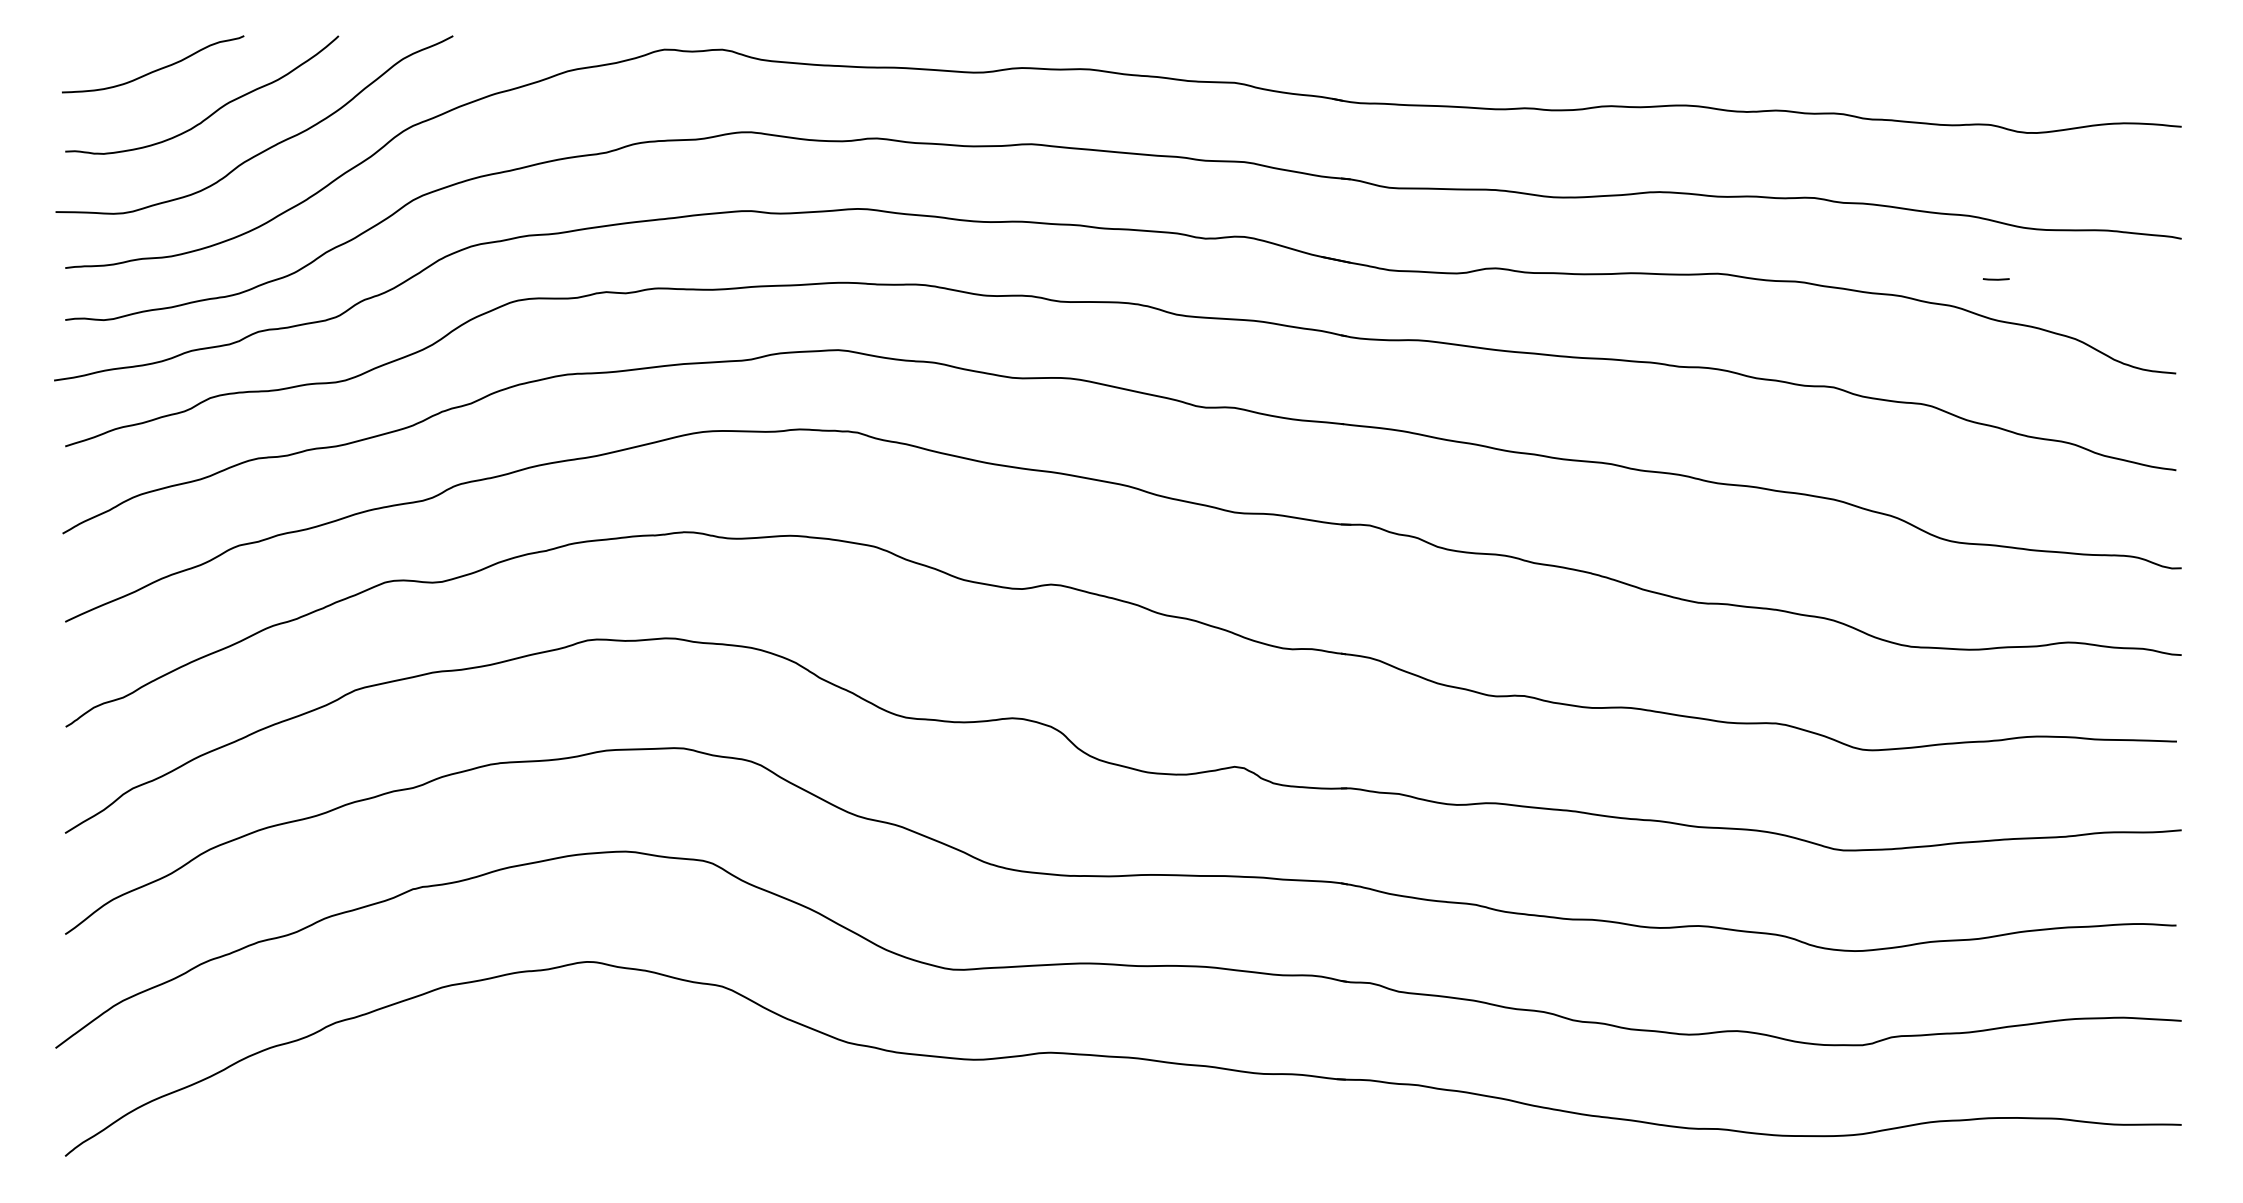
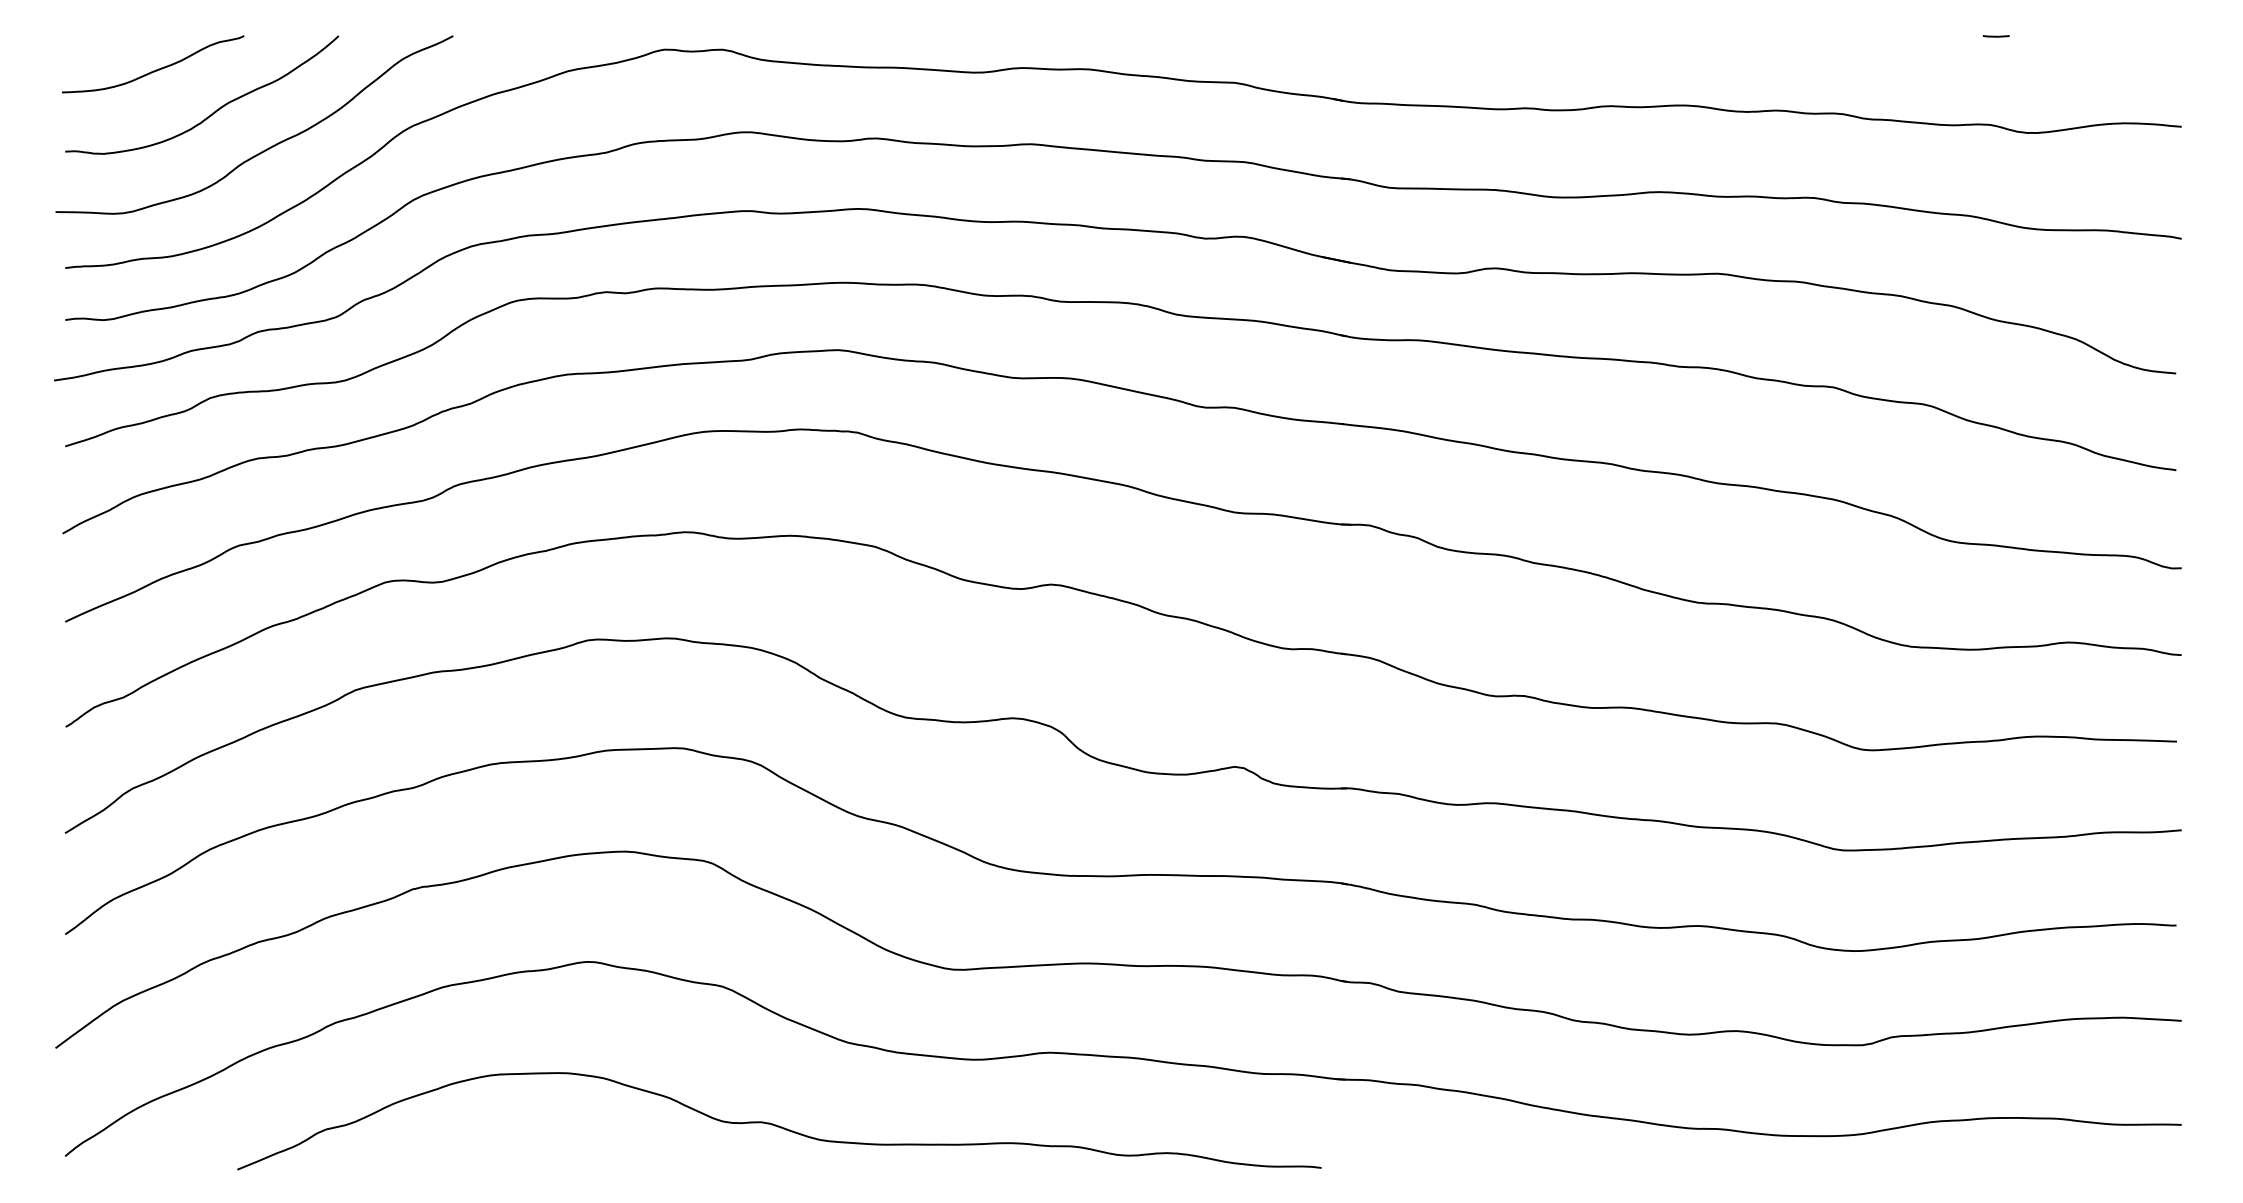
line position: (1995, 279) -> (1995, 36) (1995, 36)
curve: none -> present (779, 1125)
